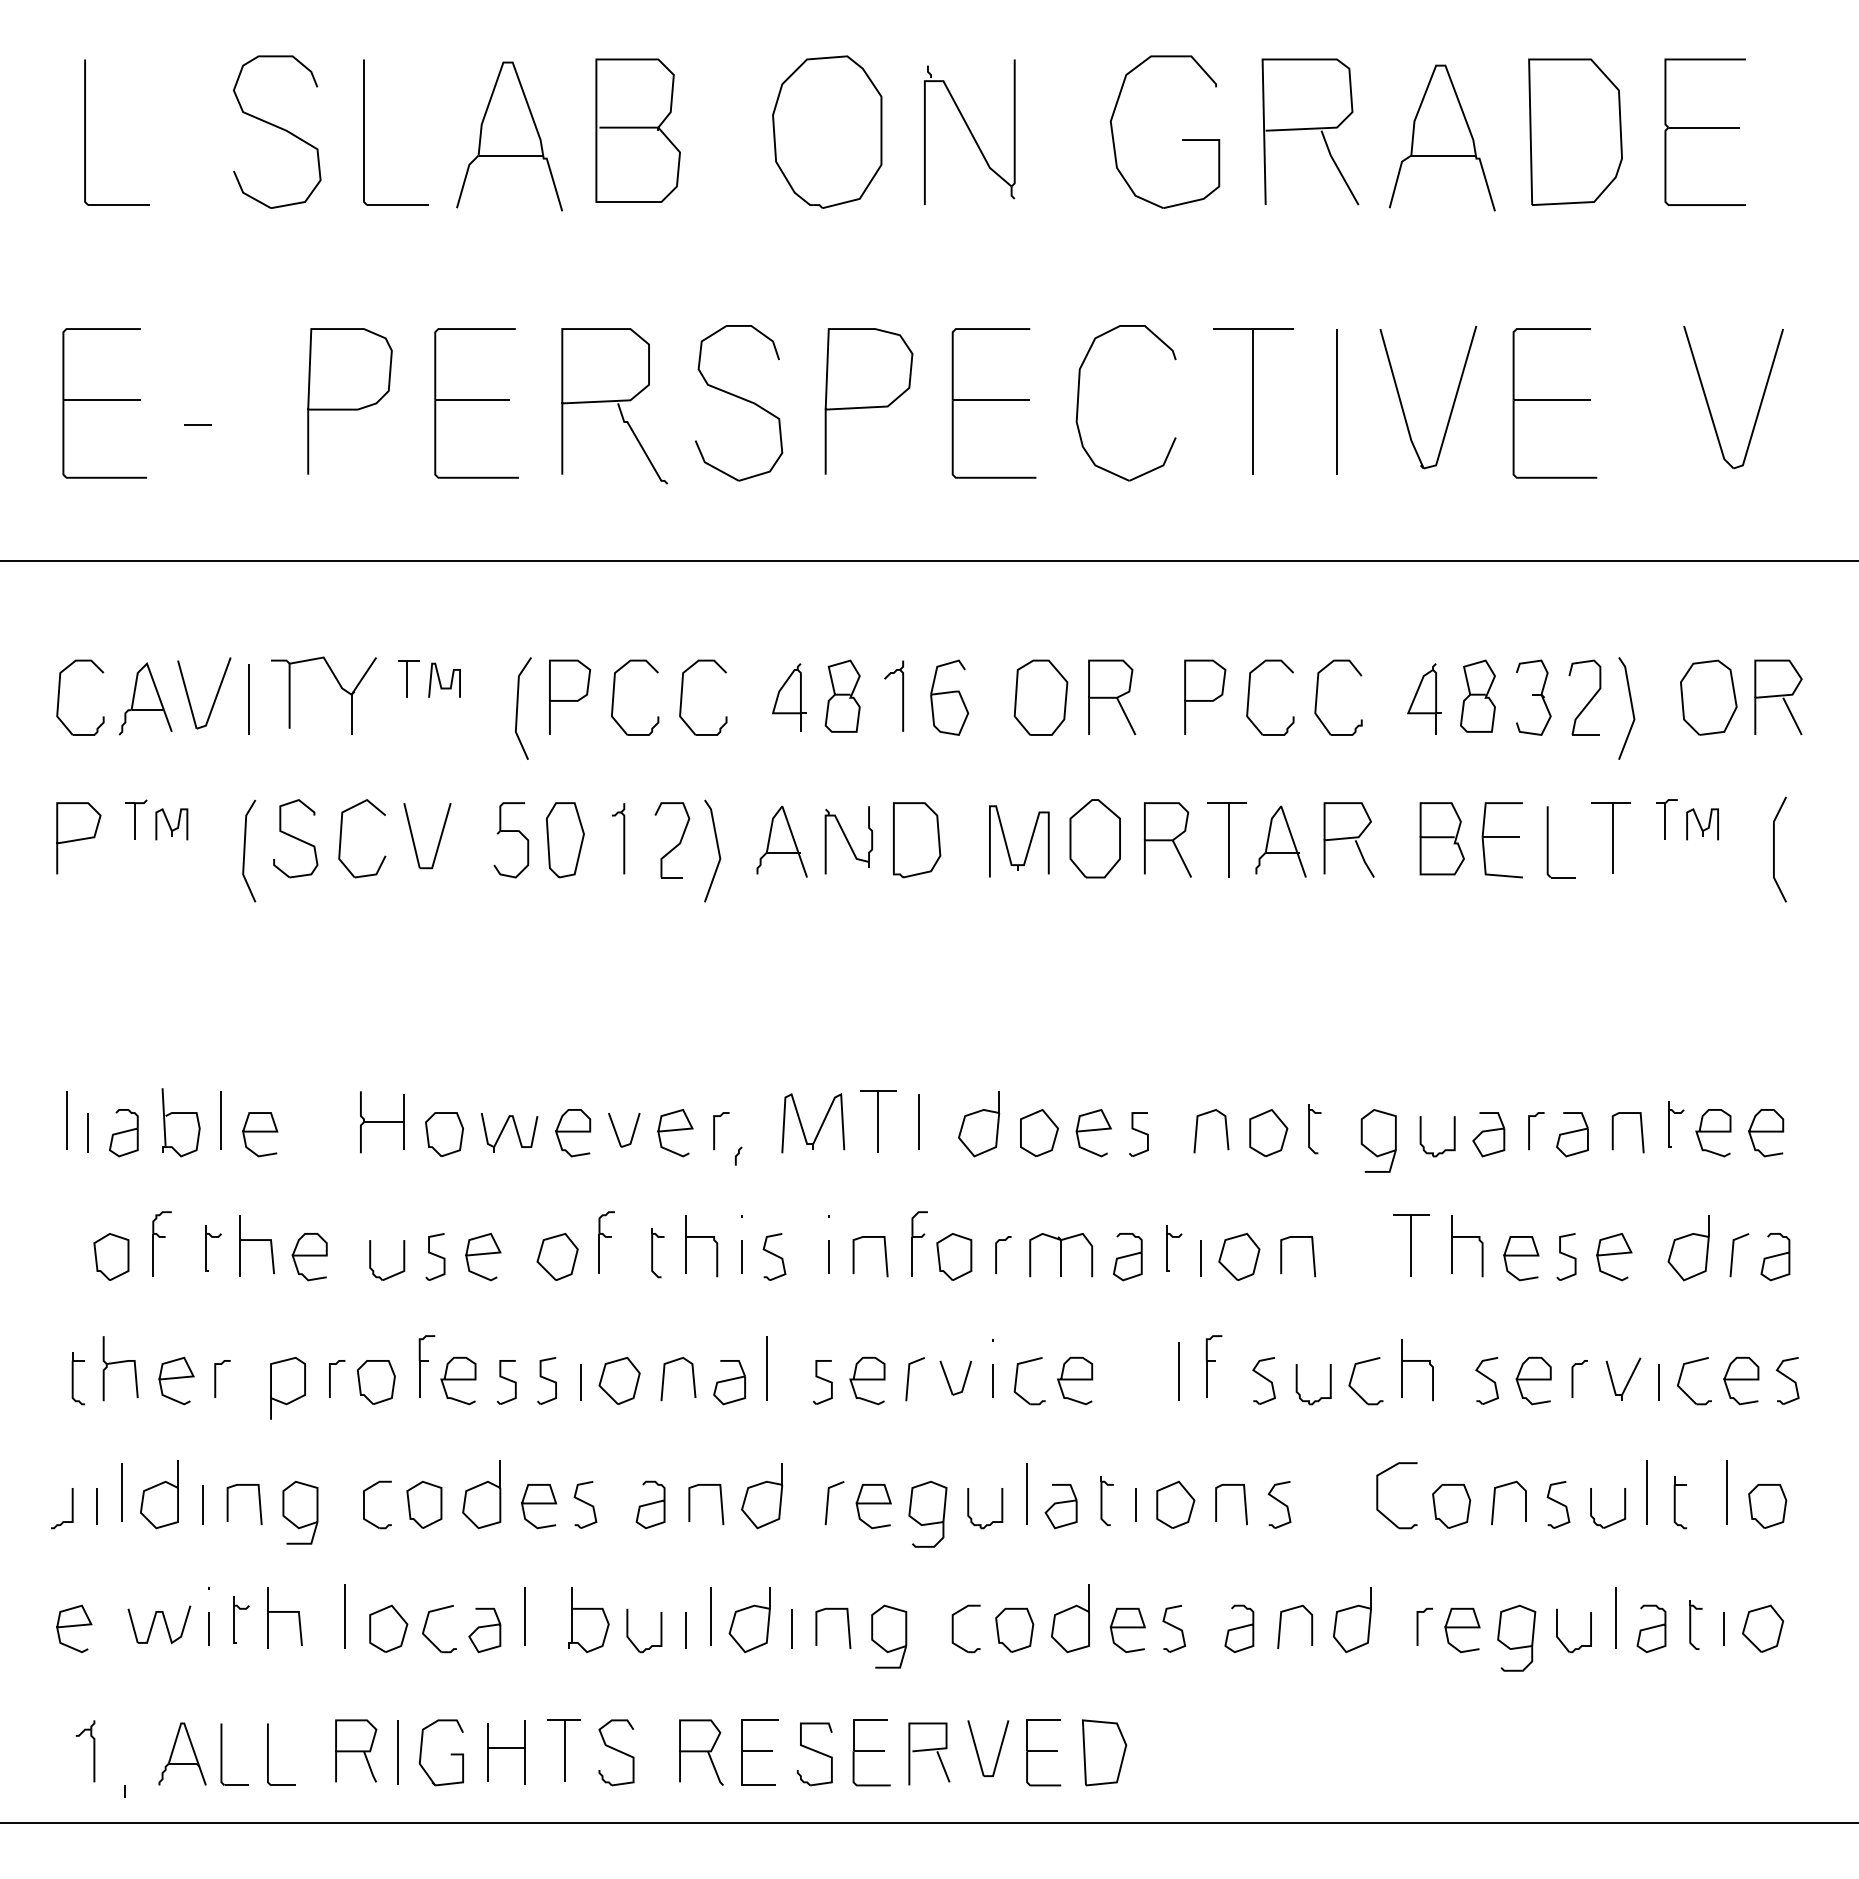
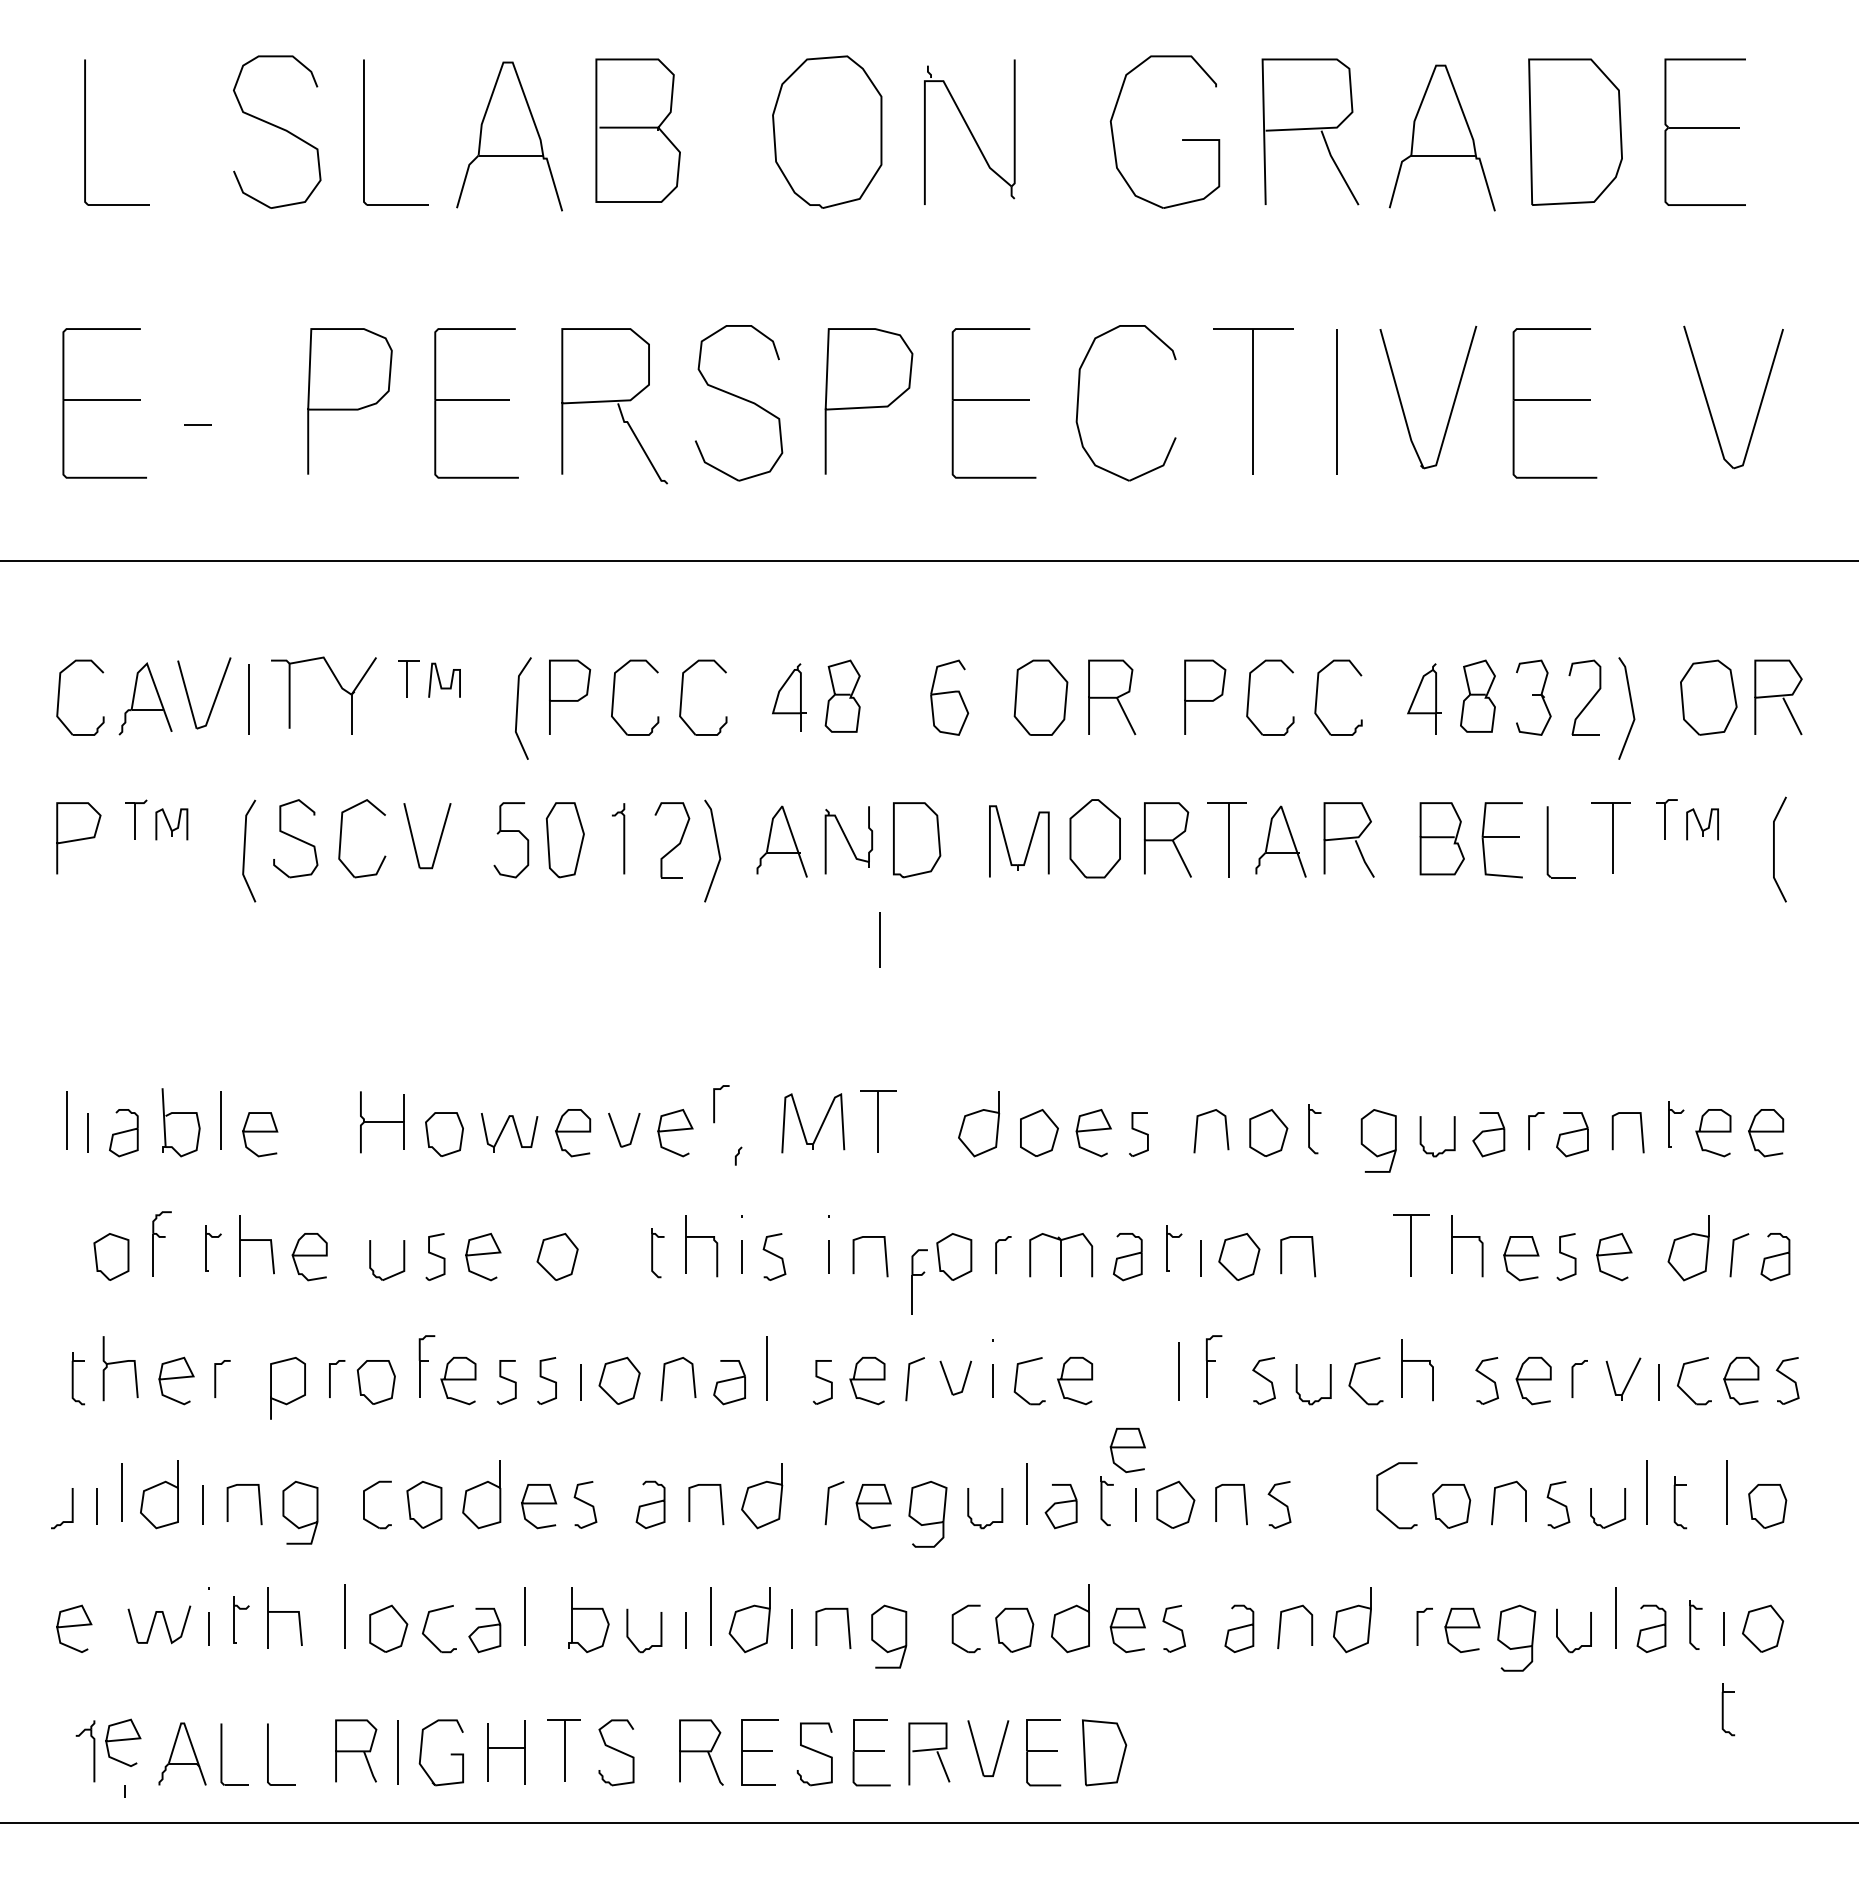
part: present -> none (902, 695)
line position: (918, 1121) -> (879, 939) (879, 939)
line position: (714, 1131) -> (714, 1104) (714, 1104)
part: present -> none (606, 1242)
part position: (919, 1243) -> (919, 1281) (919, 1281)
curve: none -> present (1127, 1448)
part: none -> present (1728, 1709)
curve: none -> present (123, 1740)
